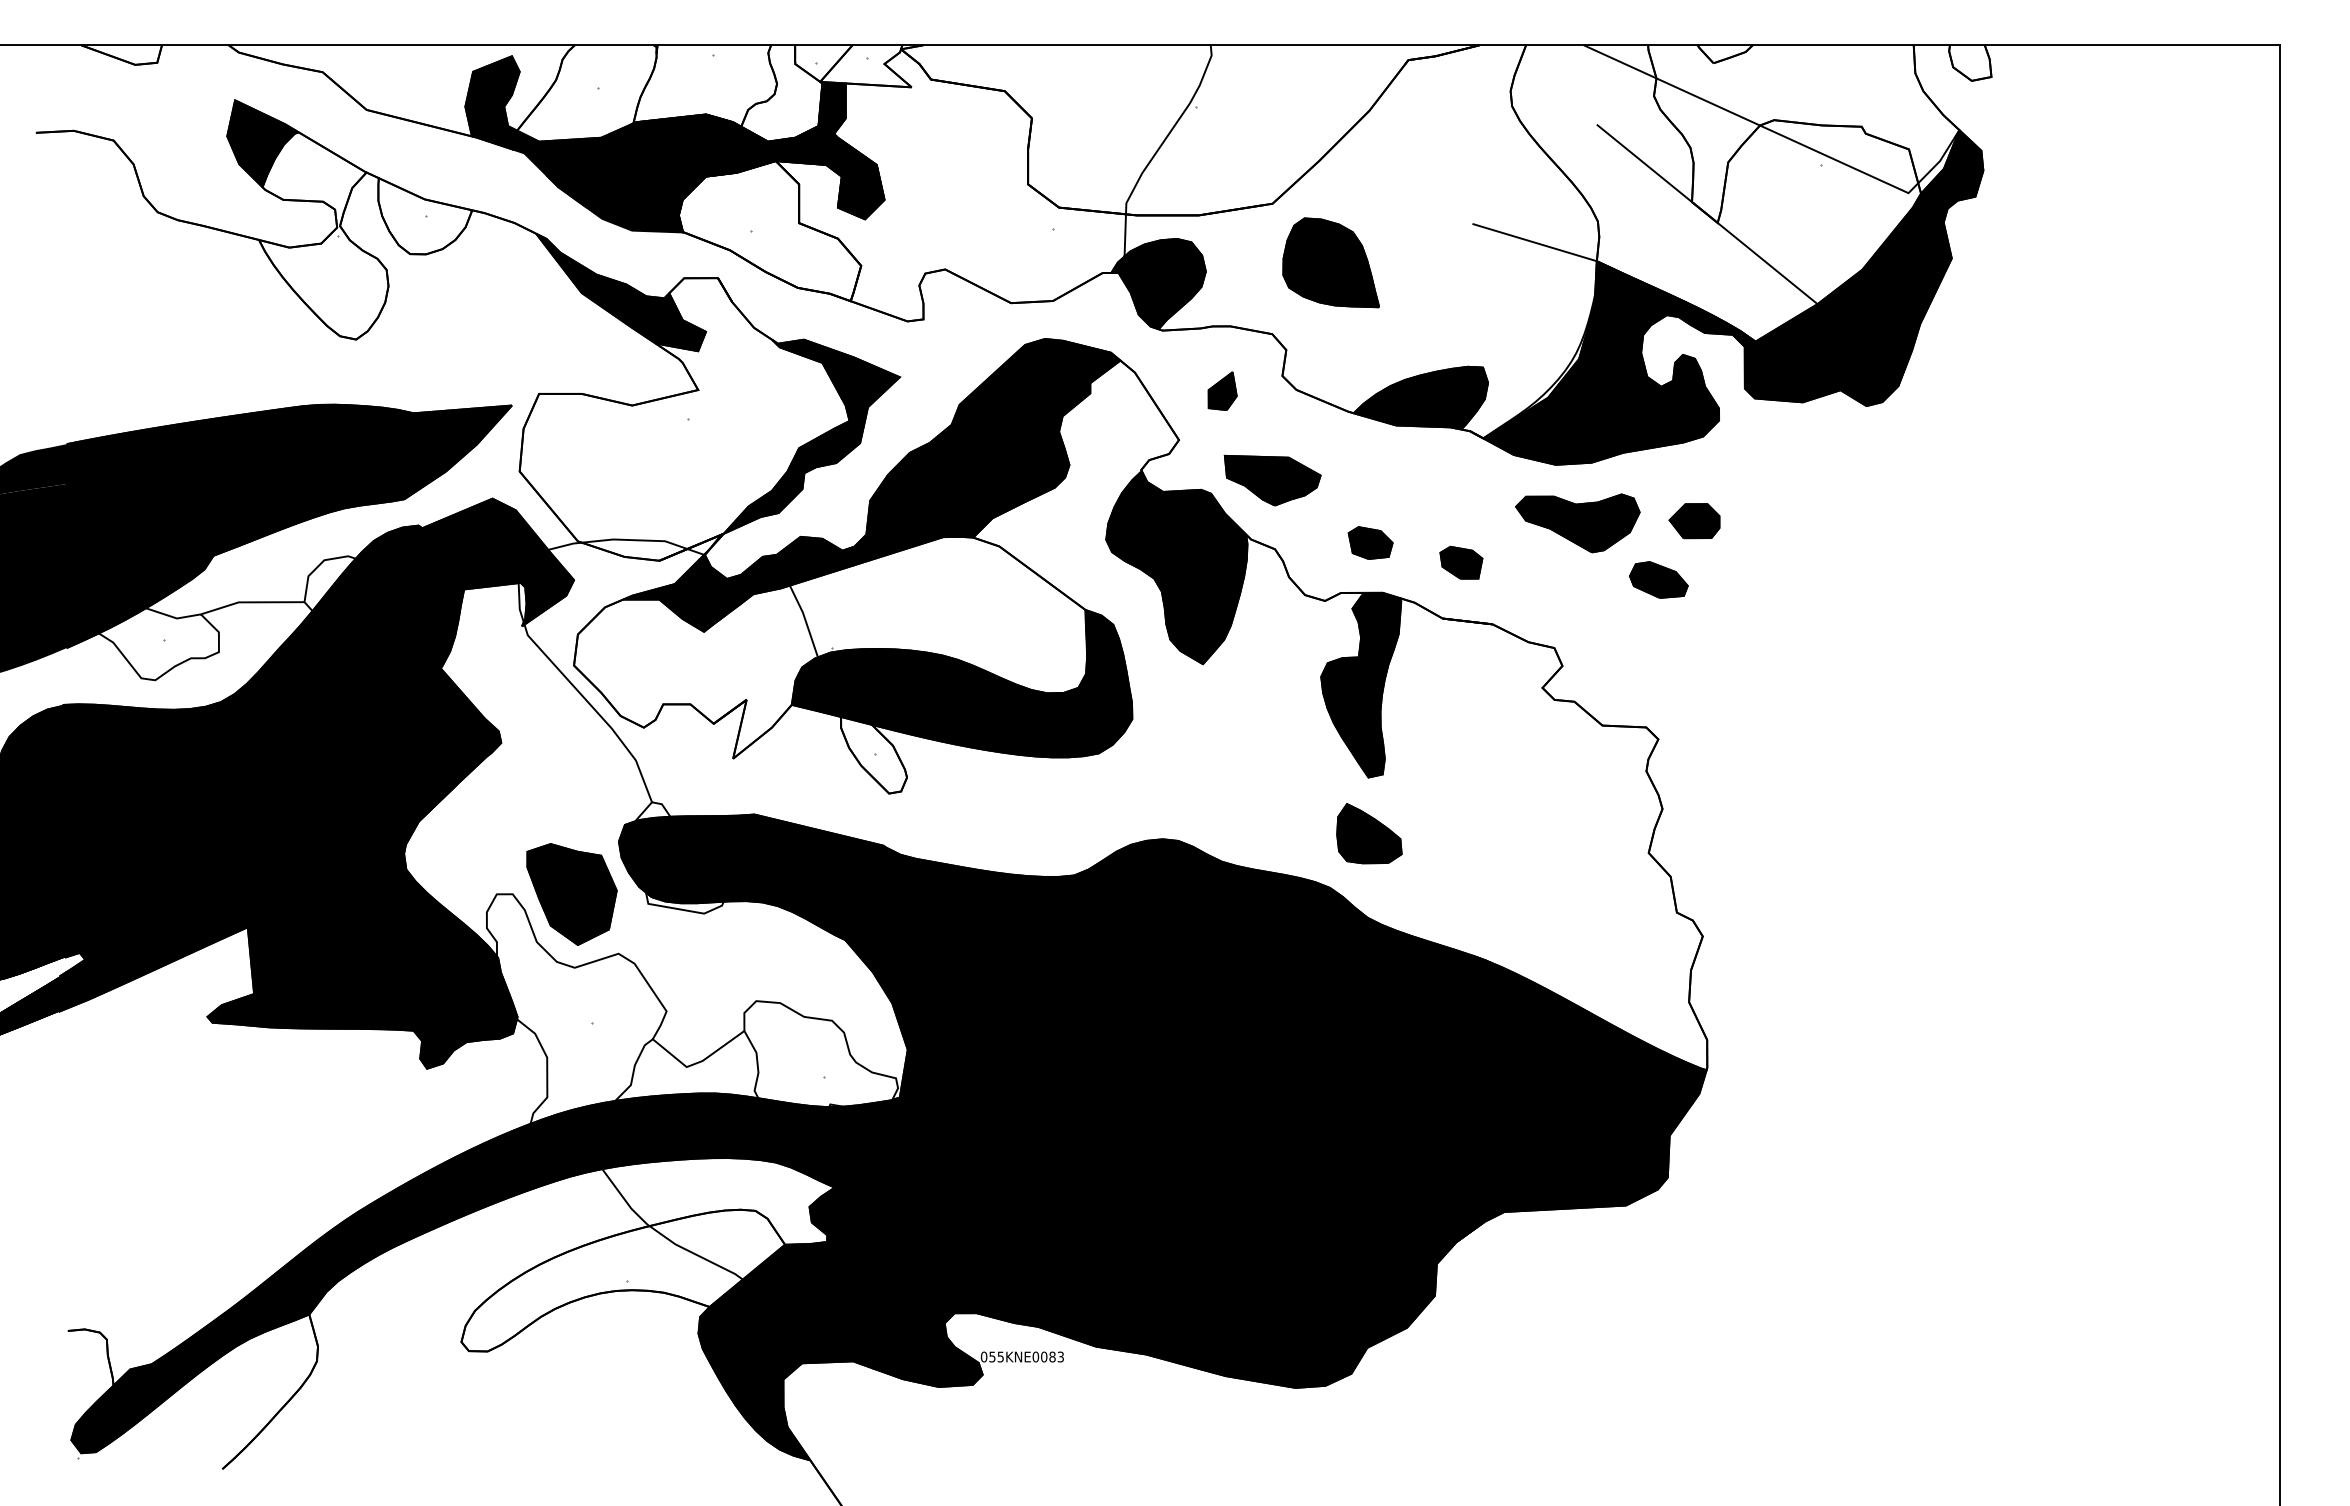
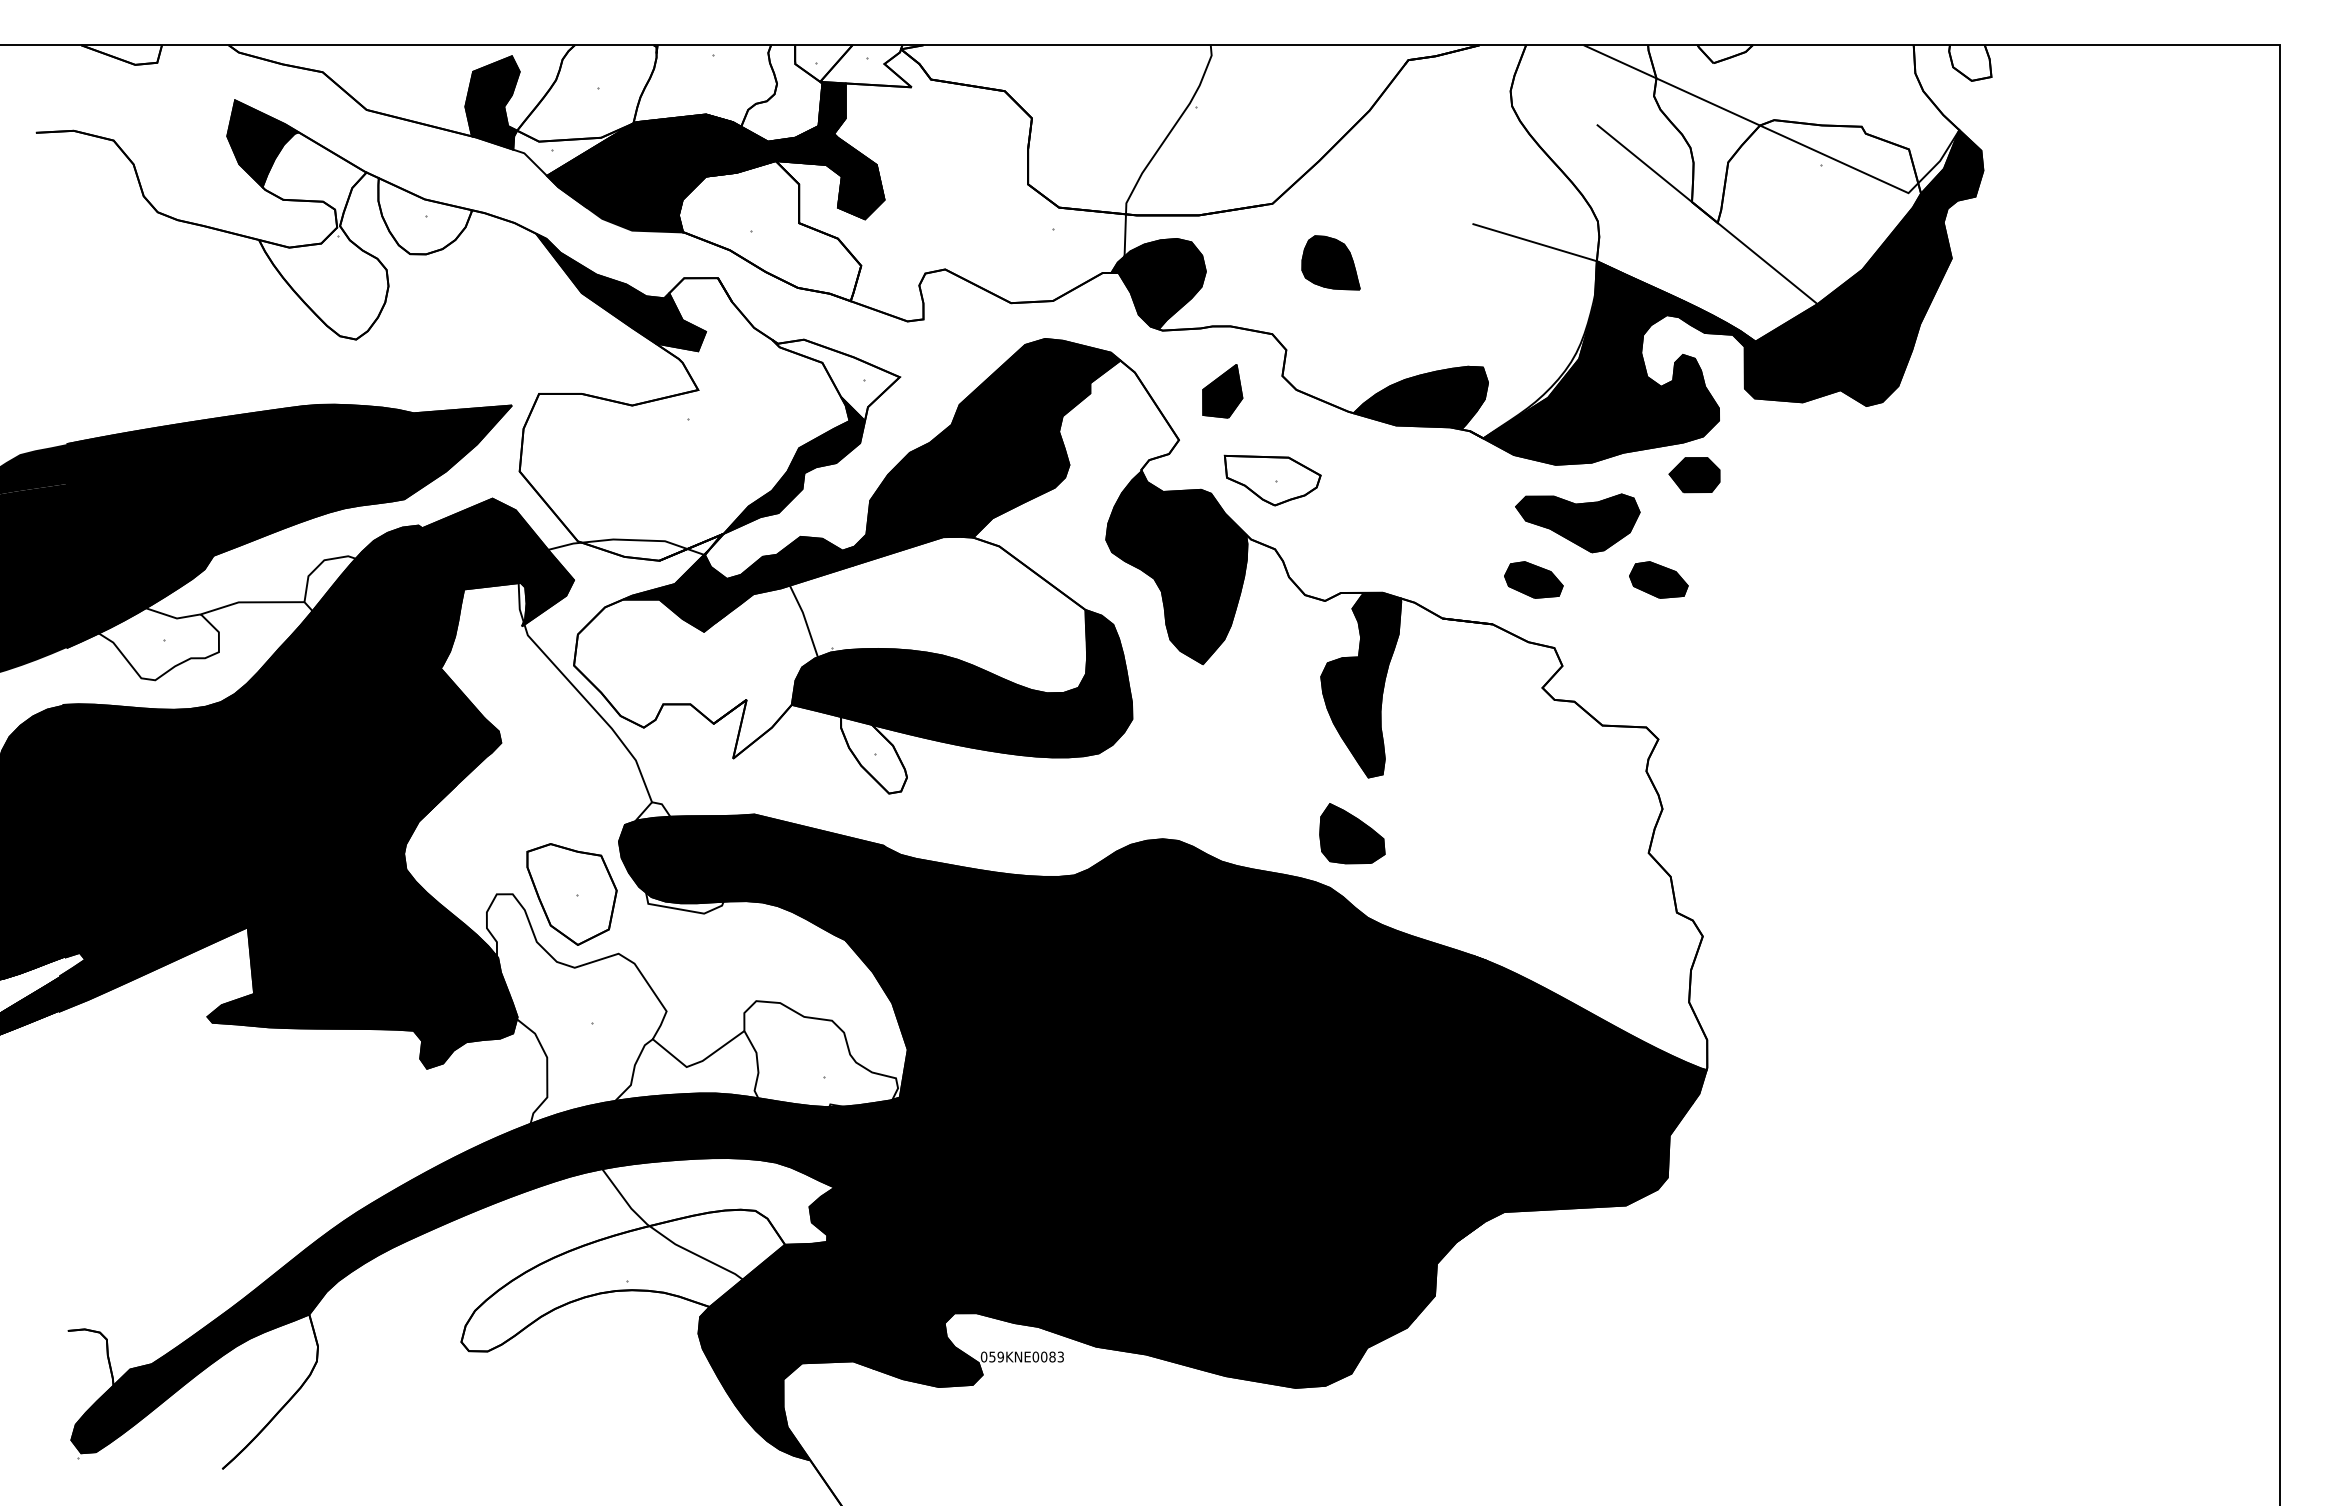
fill: present -> none (573, 149)
part size: 98x92 px -> 60x56 px (1330, 262)
fill: present -> none (835, 379)
part size: 31x40 px -> 42x55 px (1222, 391)
fill: present -> none (1272, 480)
part position: (1694, 521) -> (1694, 475) (1694, 475)
part: present -> none (1370, 542)
part: present -> none (1461, 562)
part: none -> present (1533, 579)
part position: (1369, 833) -> (1352, 833) (1352, 833)
fill: present -> none (571, 894)
text: 055KNE0083 -> 059KNE0083 (1000, 1356)
